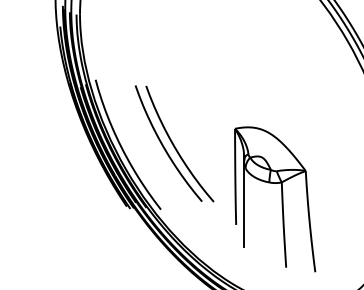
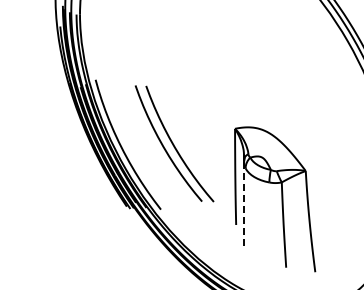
line: solid -> dashed (244, 204)
